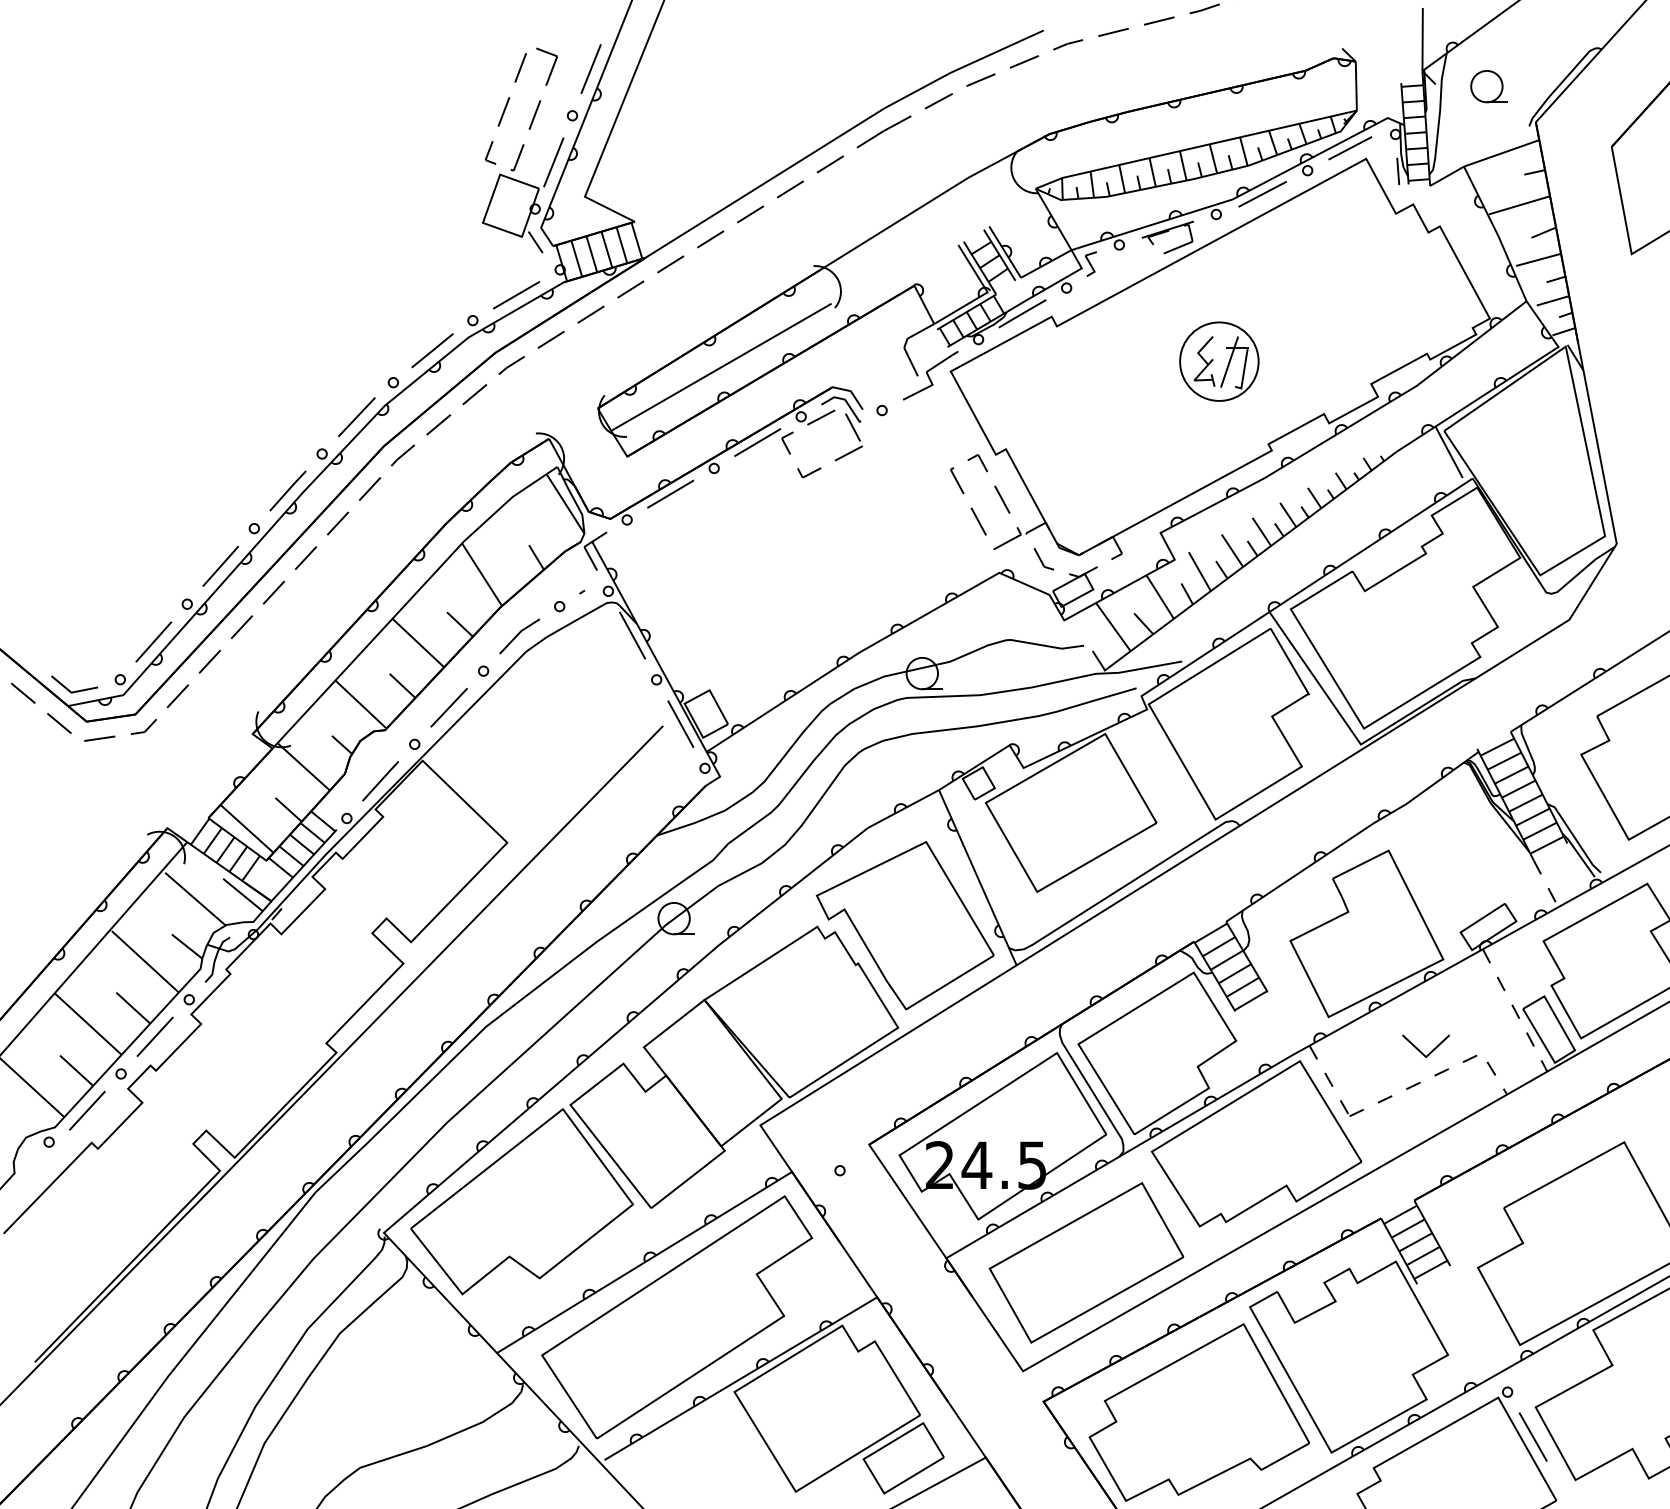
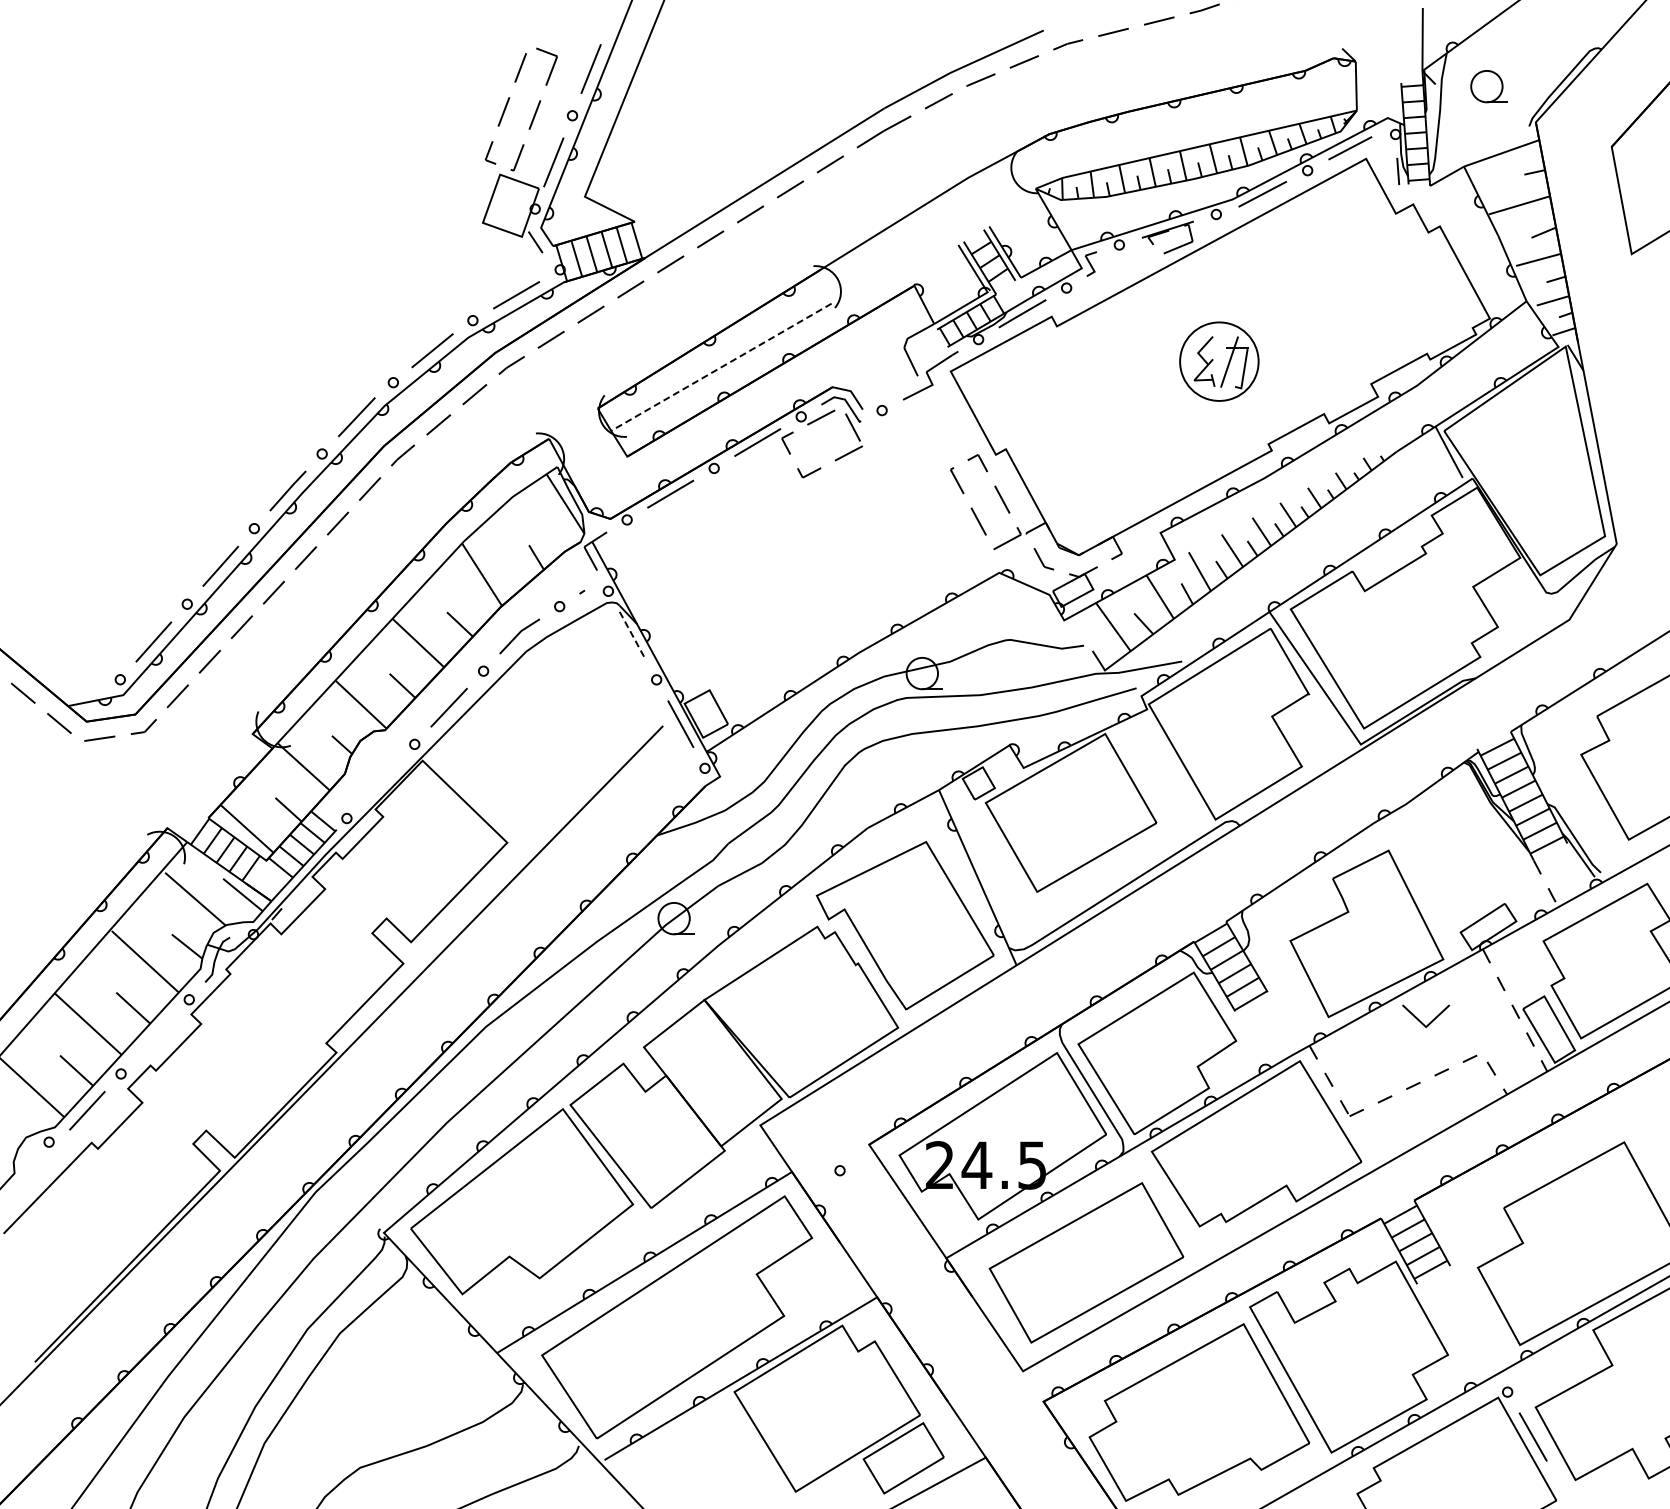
line: solid -> dashed (720, 367)
line: solid -> dashed (632, 635)
line: present -> none (76, 690)
line: present -> none (380, 781)
line: present -> none (154, 1036)
part position: (1420, 1050) -> (1420, 1020) (1420, 1020)
